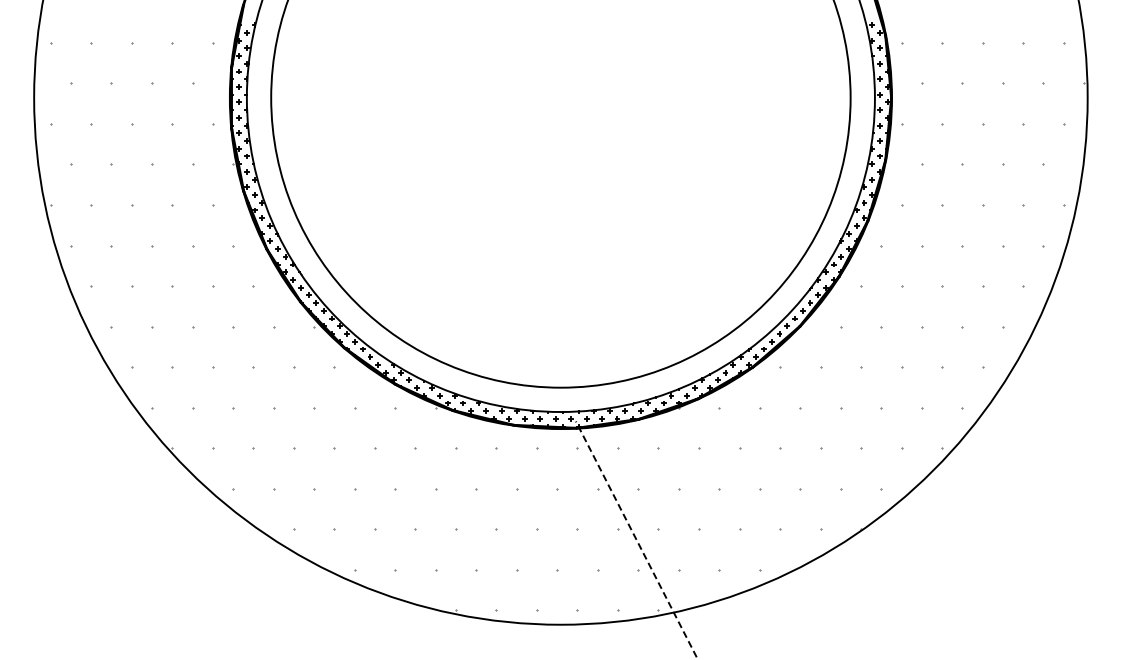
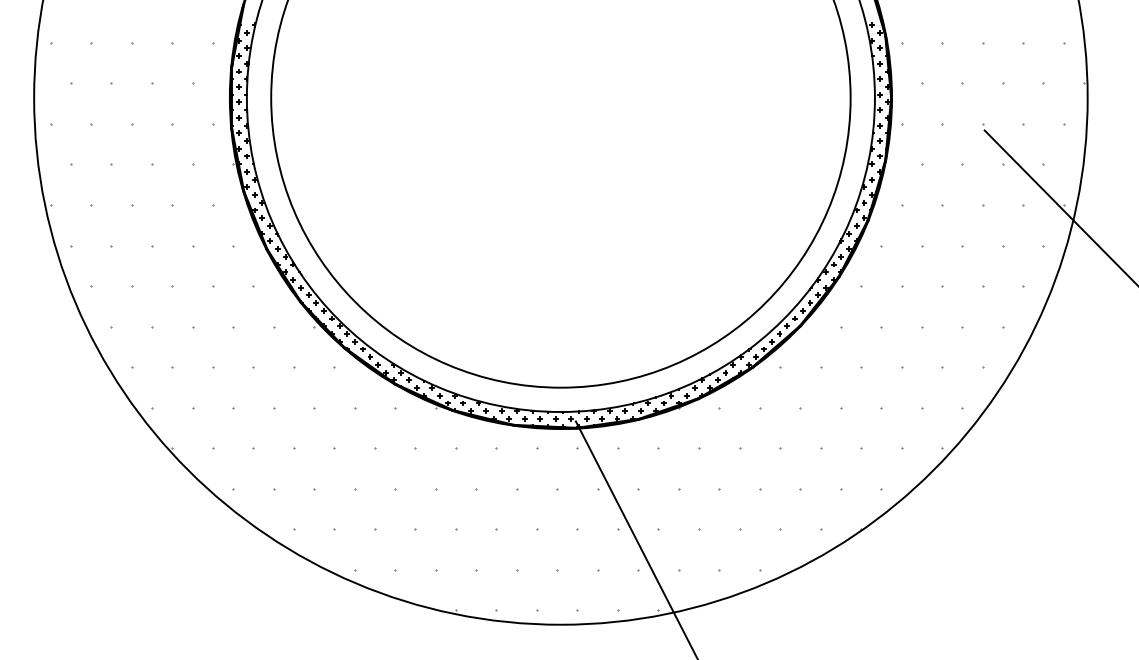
line: none -> present (1059, 206)
line: dashed -> solid (636, 539)
